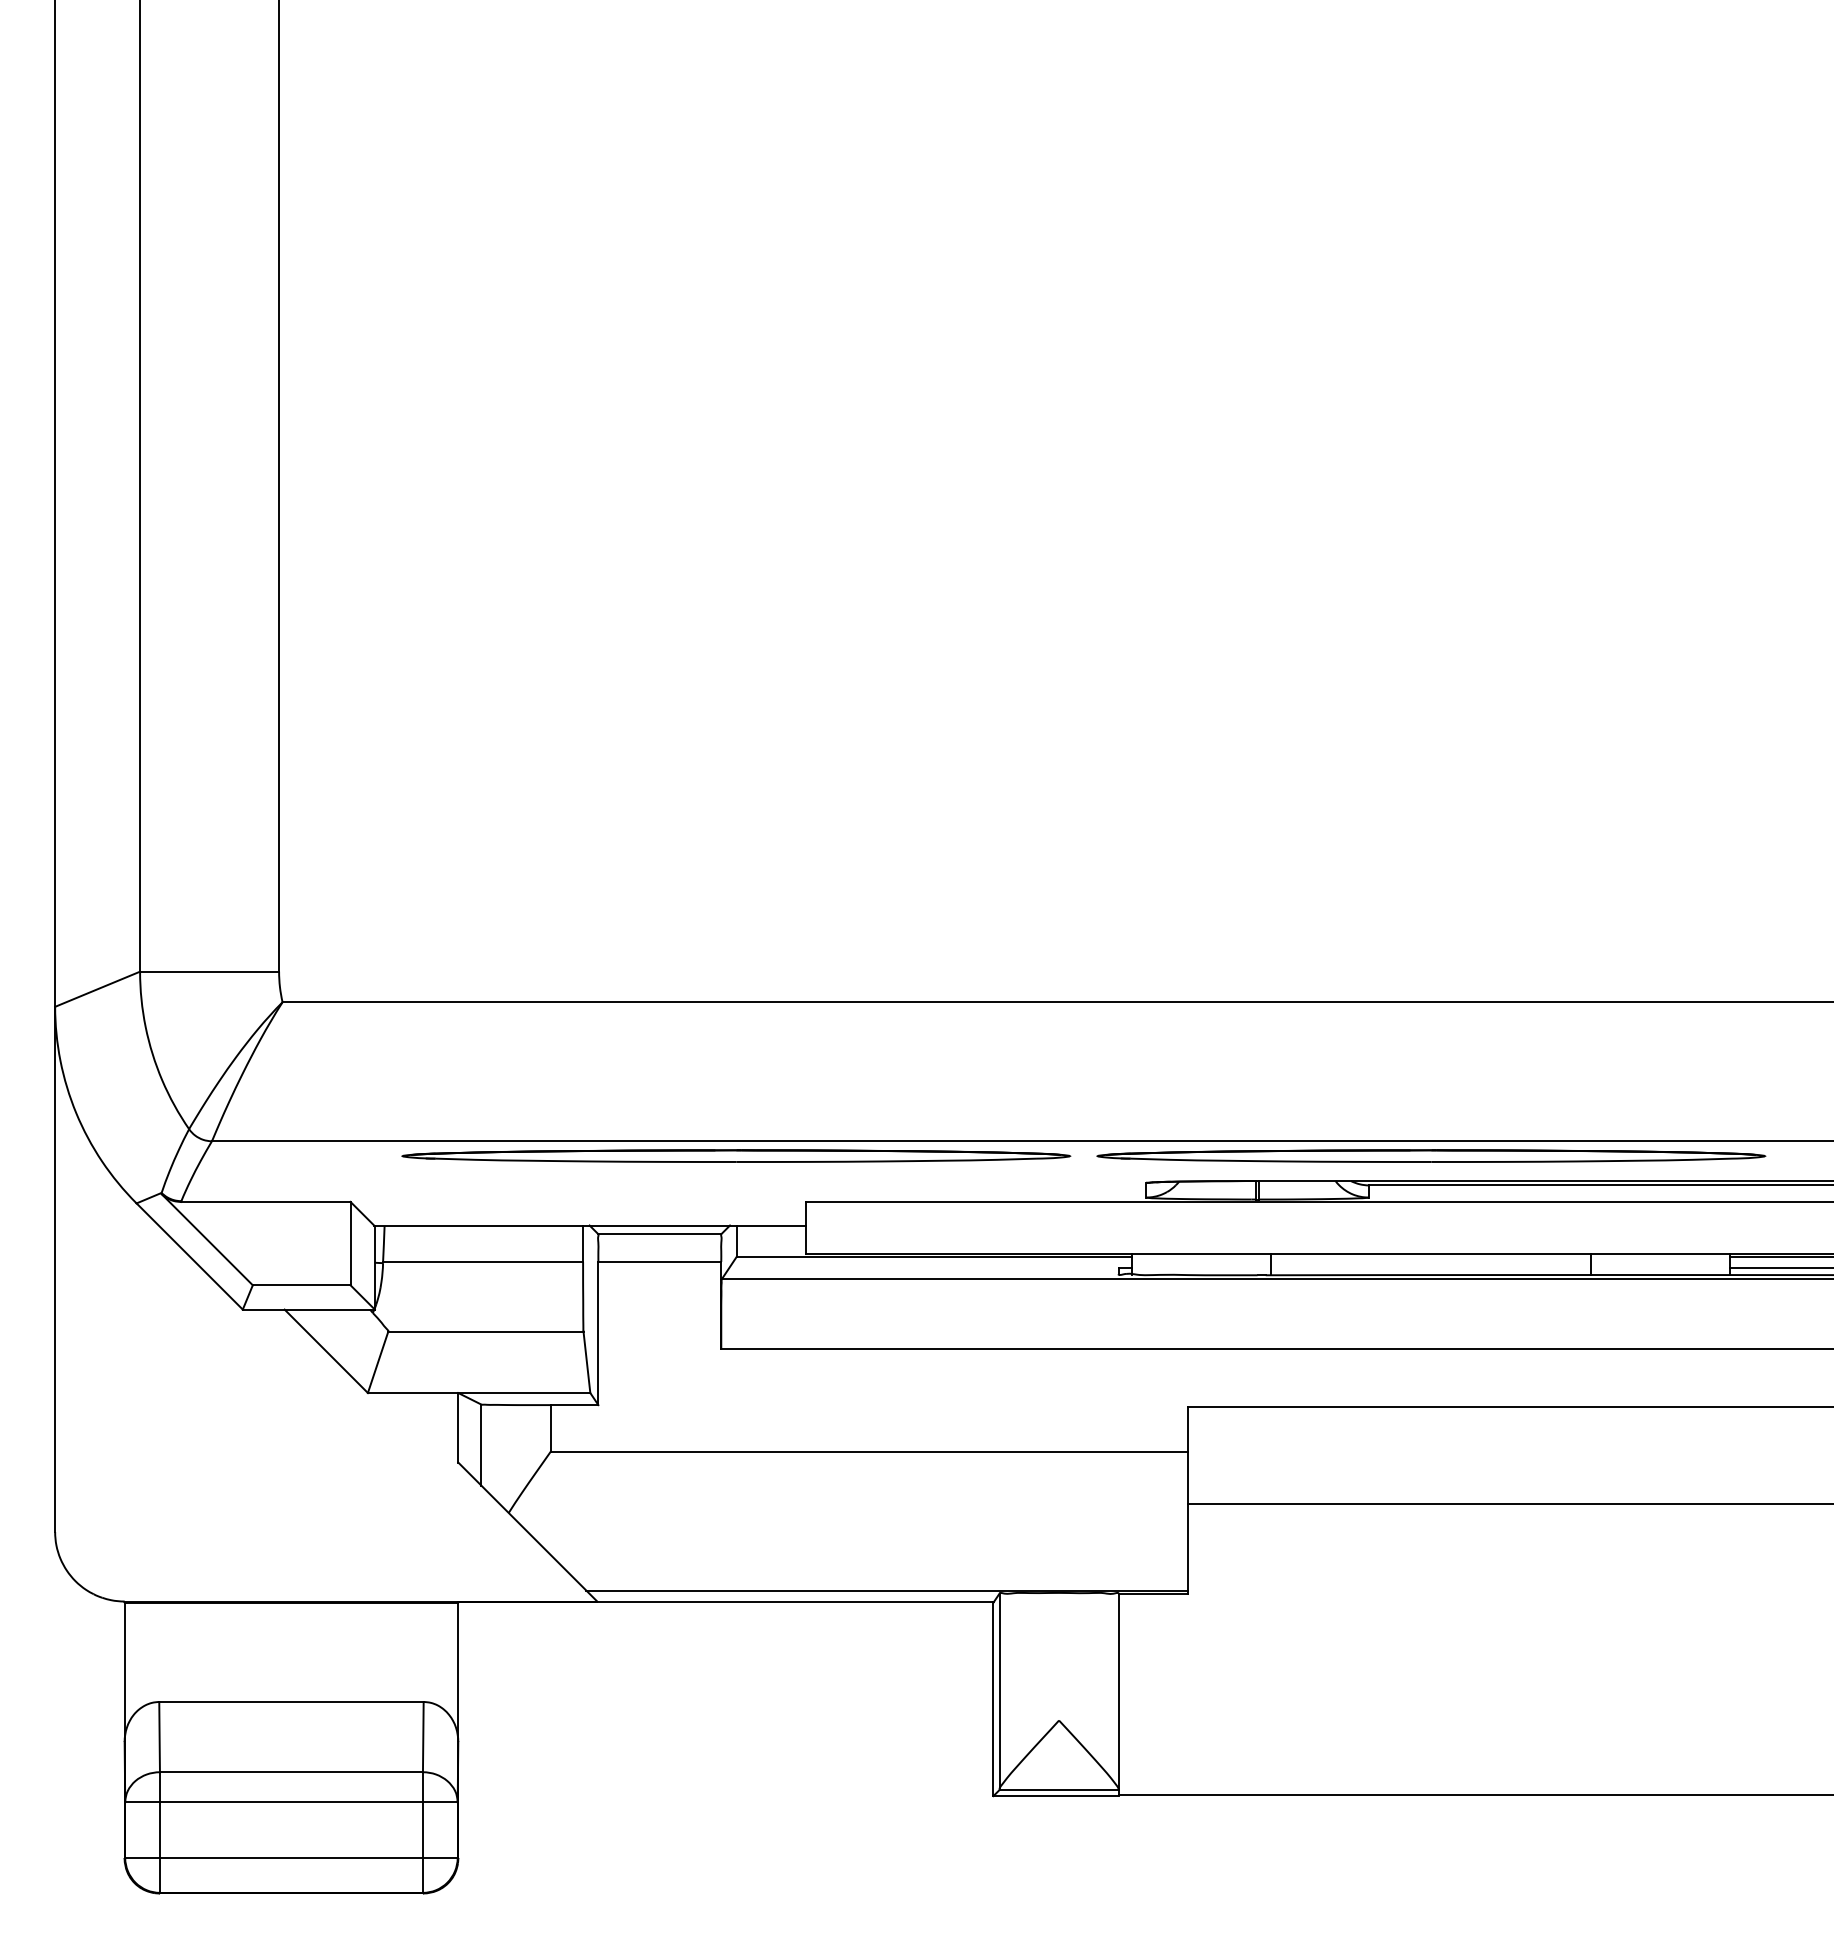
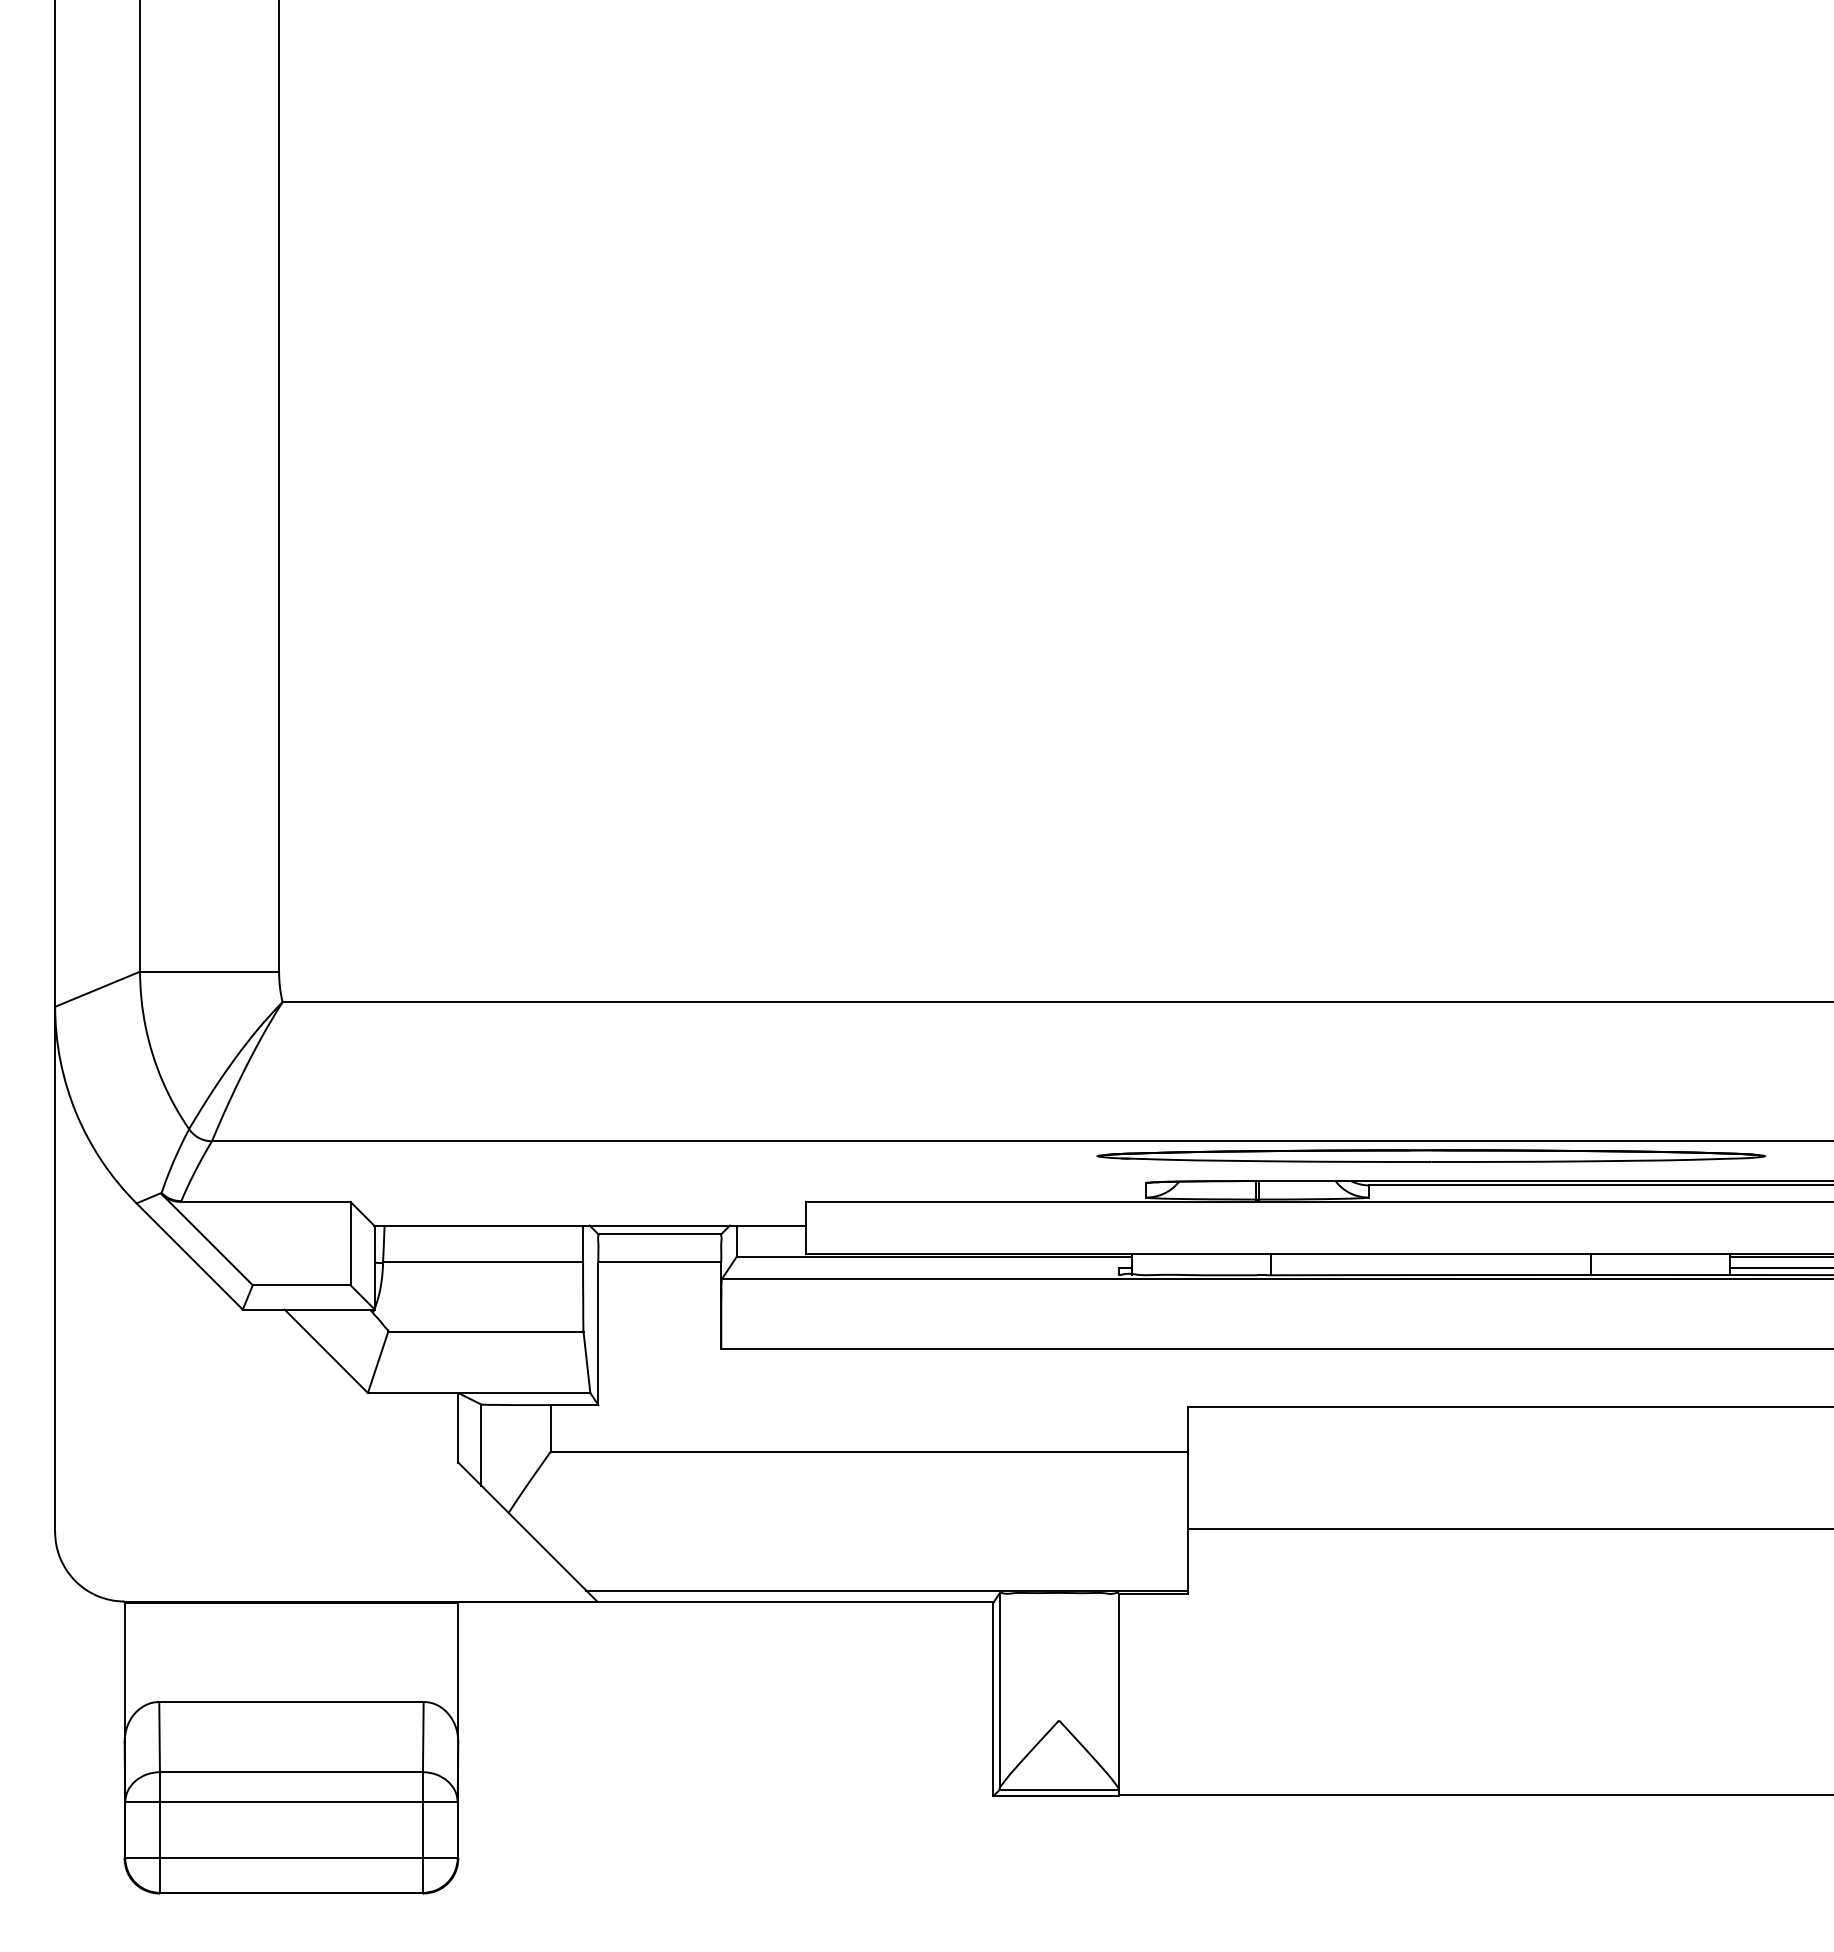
part: present -> none (736, 1155)
line position: (1509, 1504) -> (1509, 1529) (1509, 1529)
